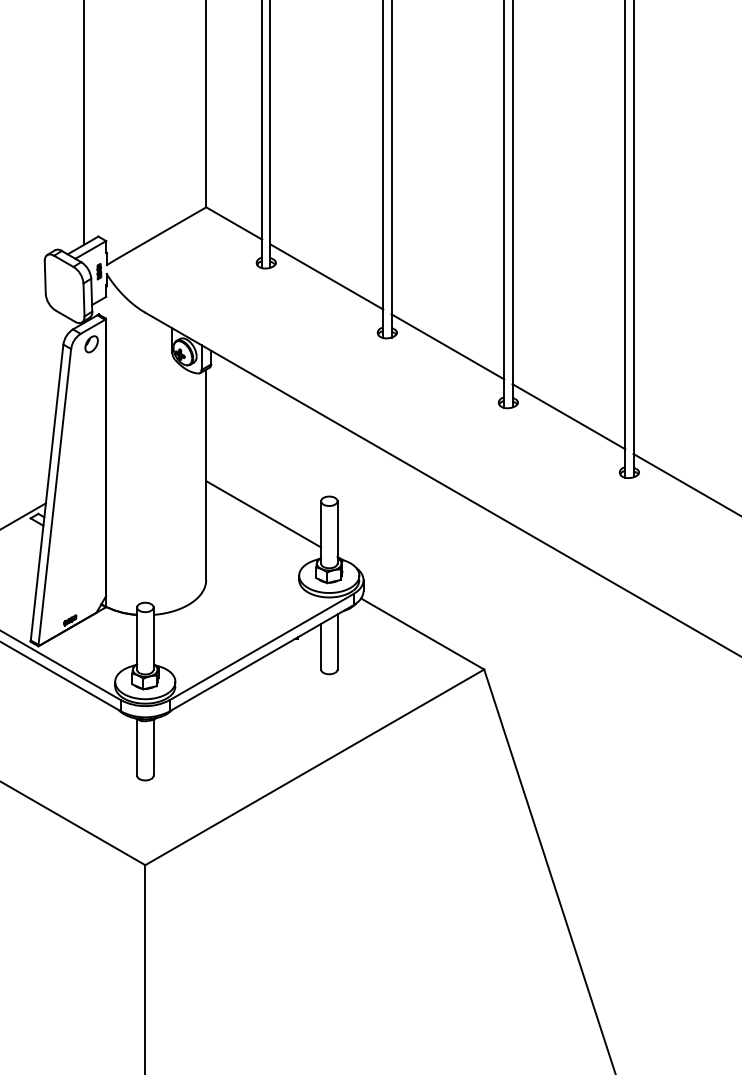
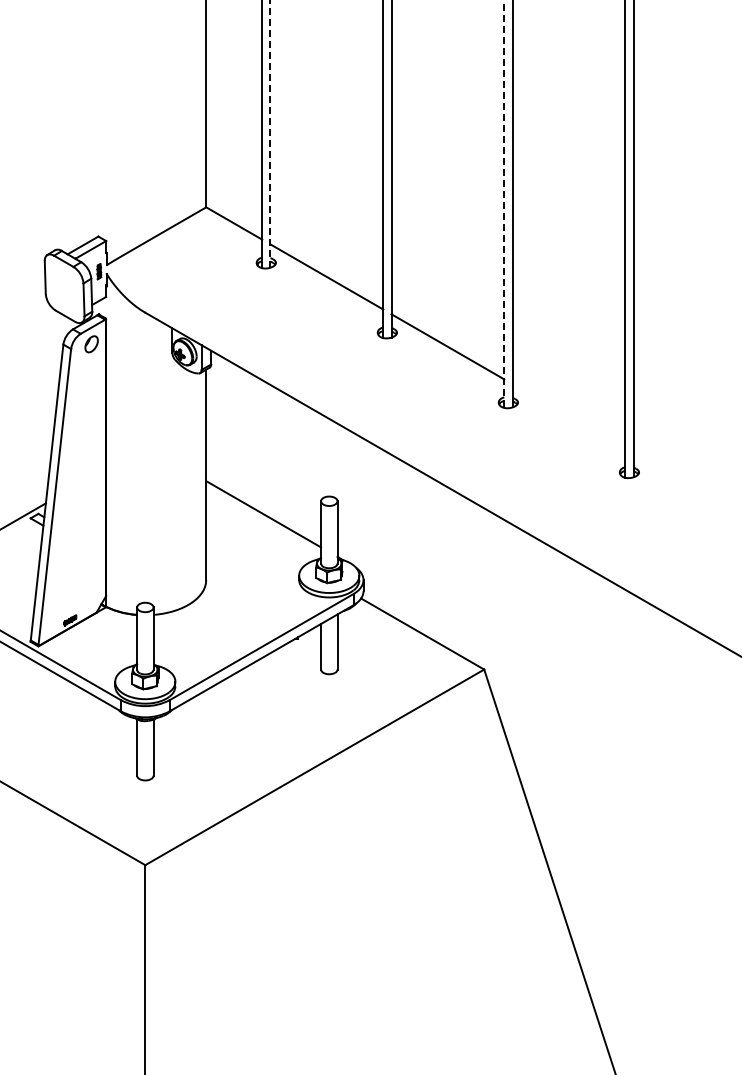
line: present -> none (84, 123)
line: solid -> dashed (270, 133)
line: solid -> dashed (504, 204)
line: present -> none (568, 416)
line: present -> none (685, 484)
